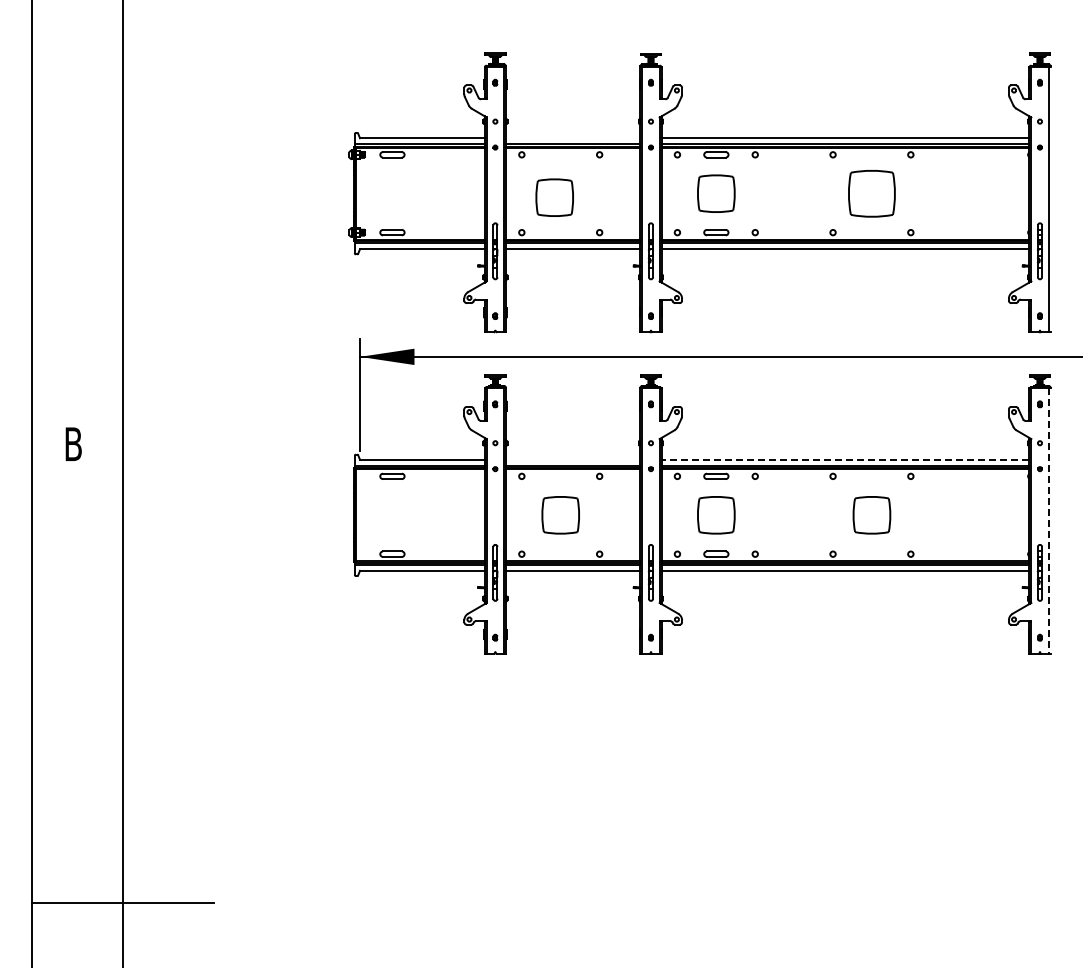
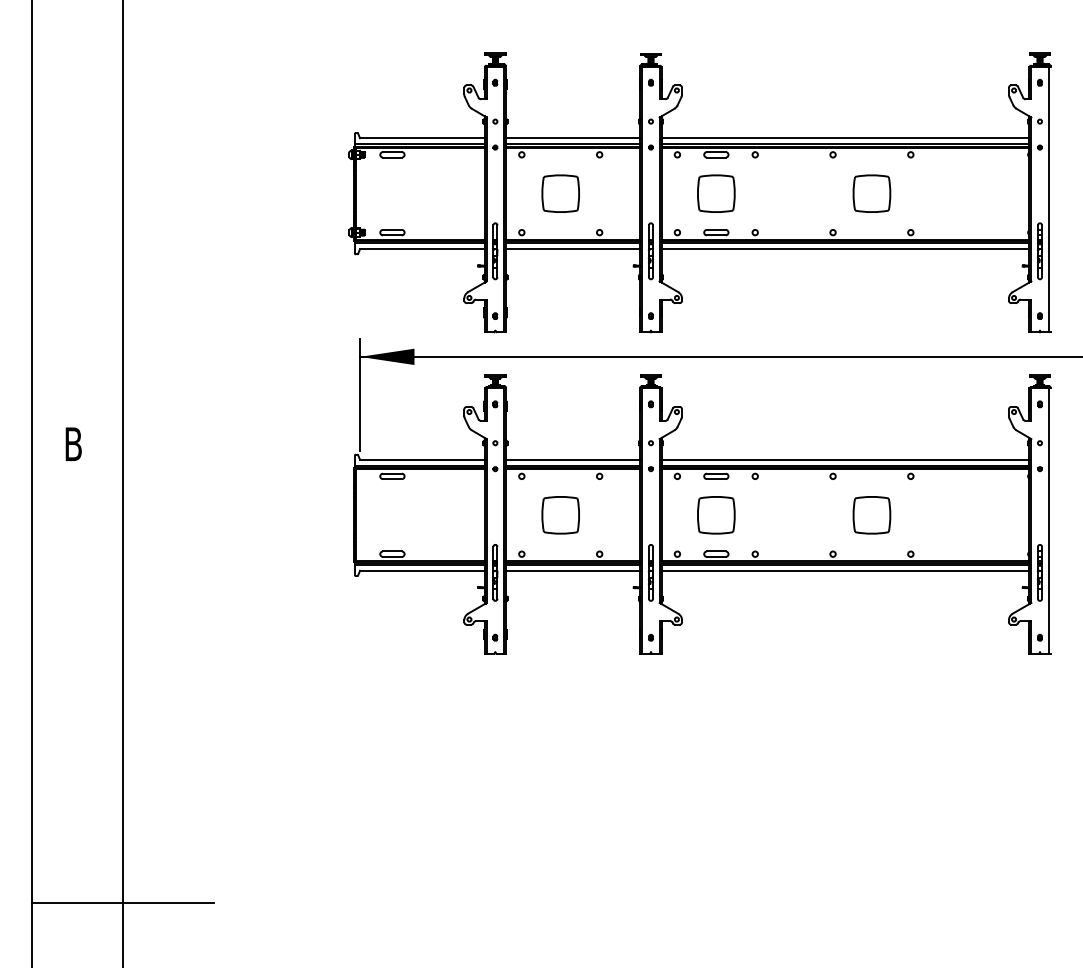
line: none -> present (573, 138)
part size: 48x48 px -> 40x39 px (871, 193)
part position: (554, 197) -> (560, 193) (560, 193)
line: none -> present (573, 459)
line: dashed -> solid (845, 459)
line: dashed -> solid (1048, 521)
